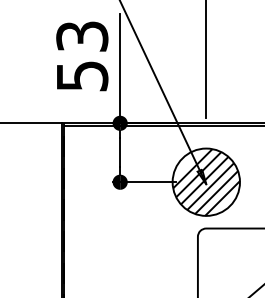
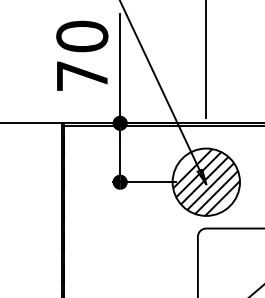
text: 53 -> 70 (82, 55)
